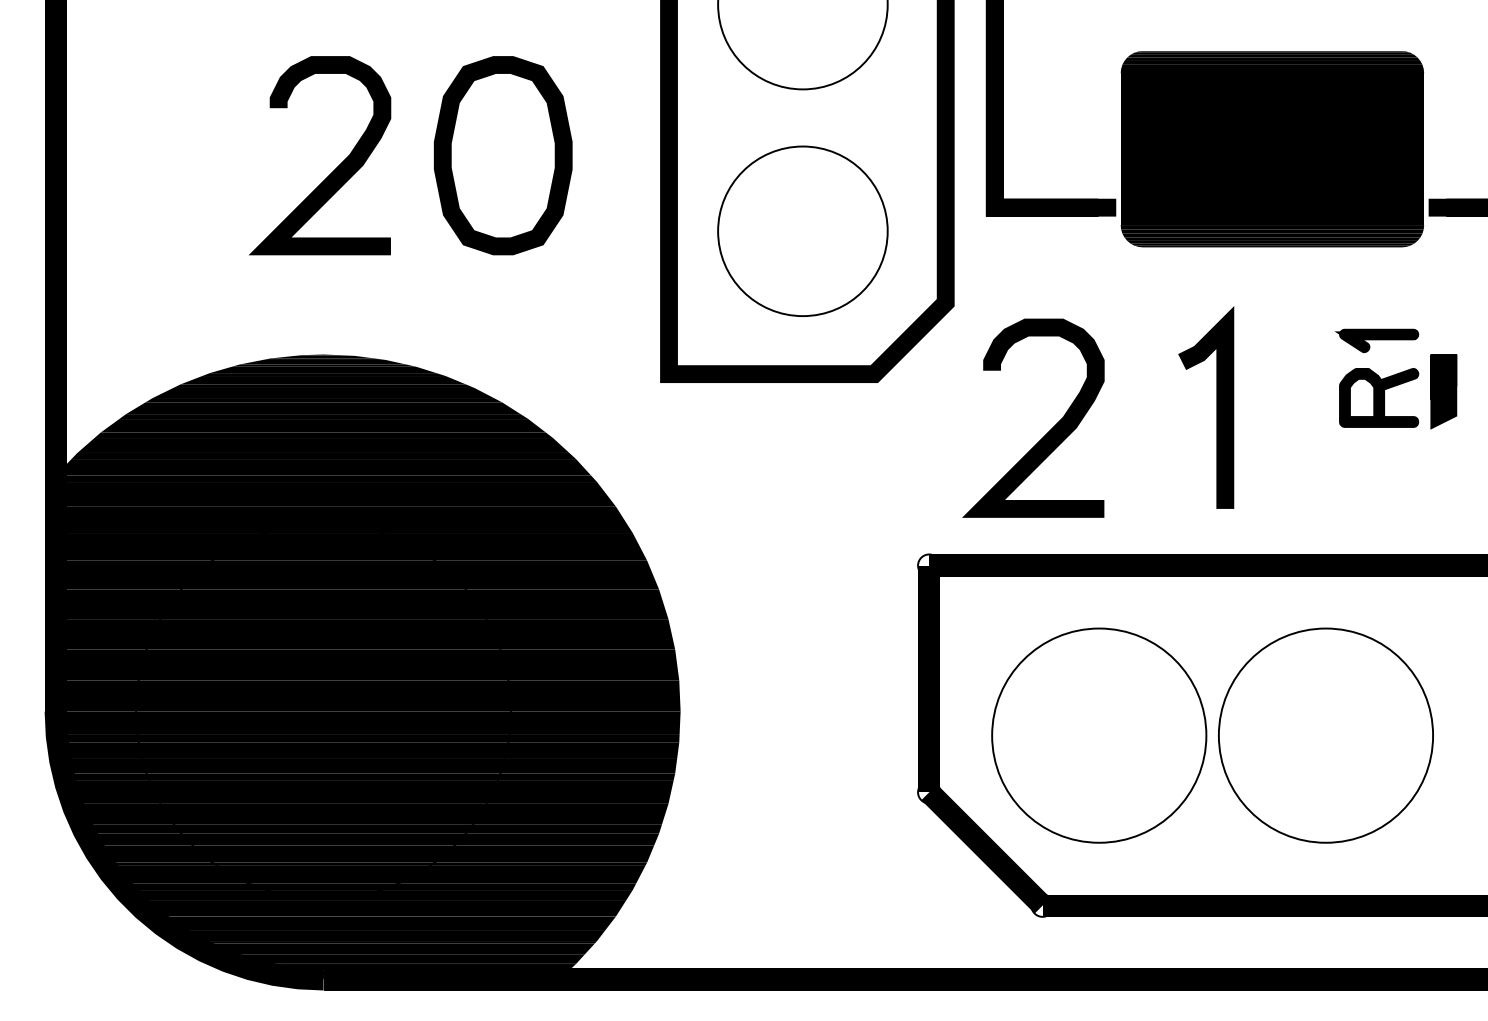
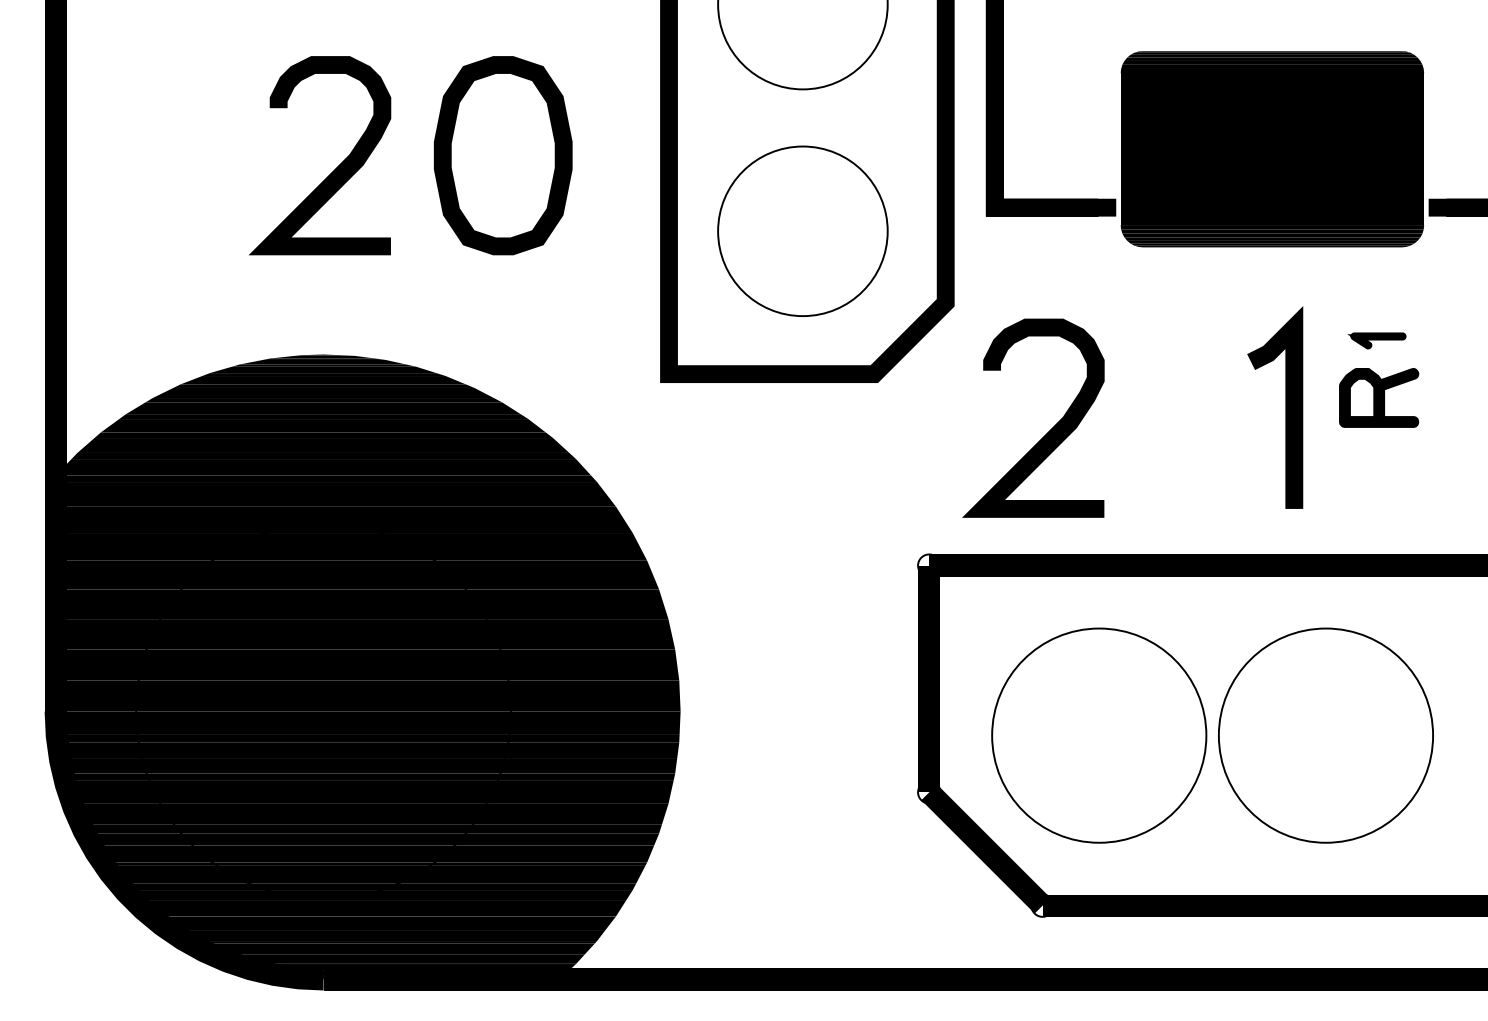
part size: 86x26 px -> 60x18 px (1376, 340)
part: present -> none (1443, 391)
line position: (1216, 407) -> (1285, 407) (1285, 407)
